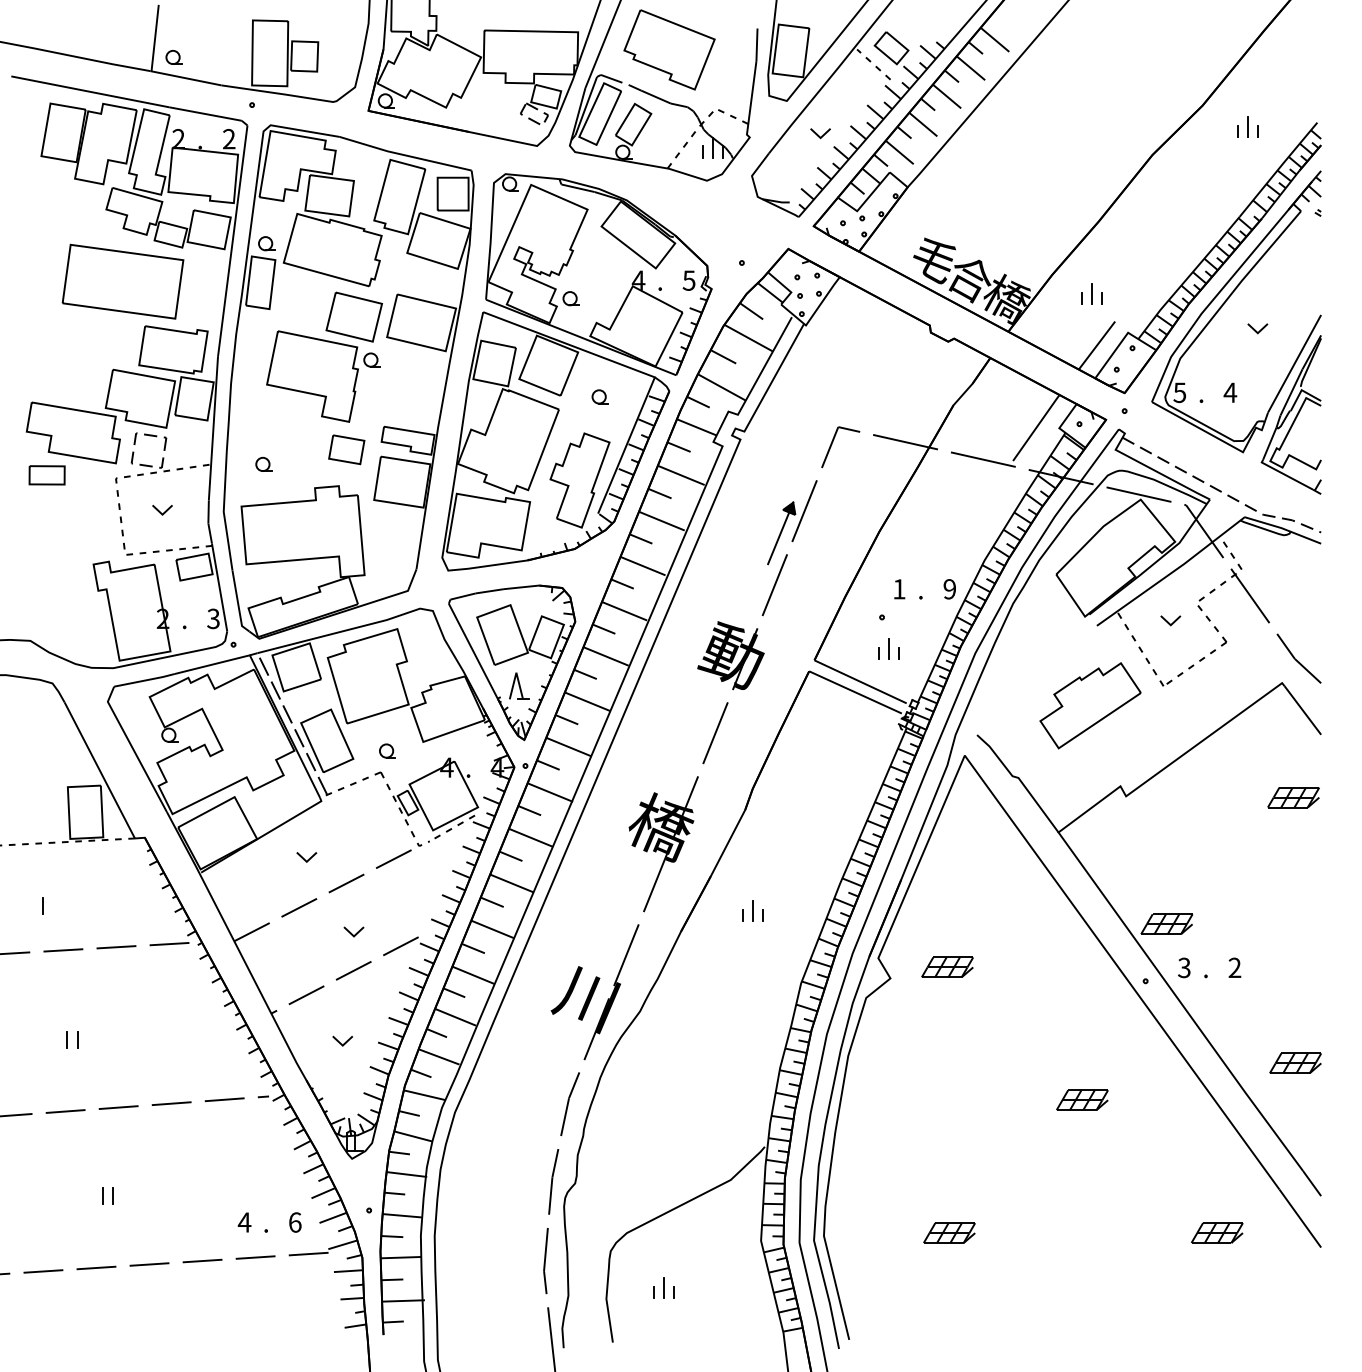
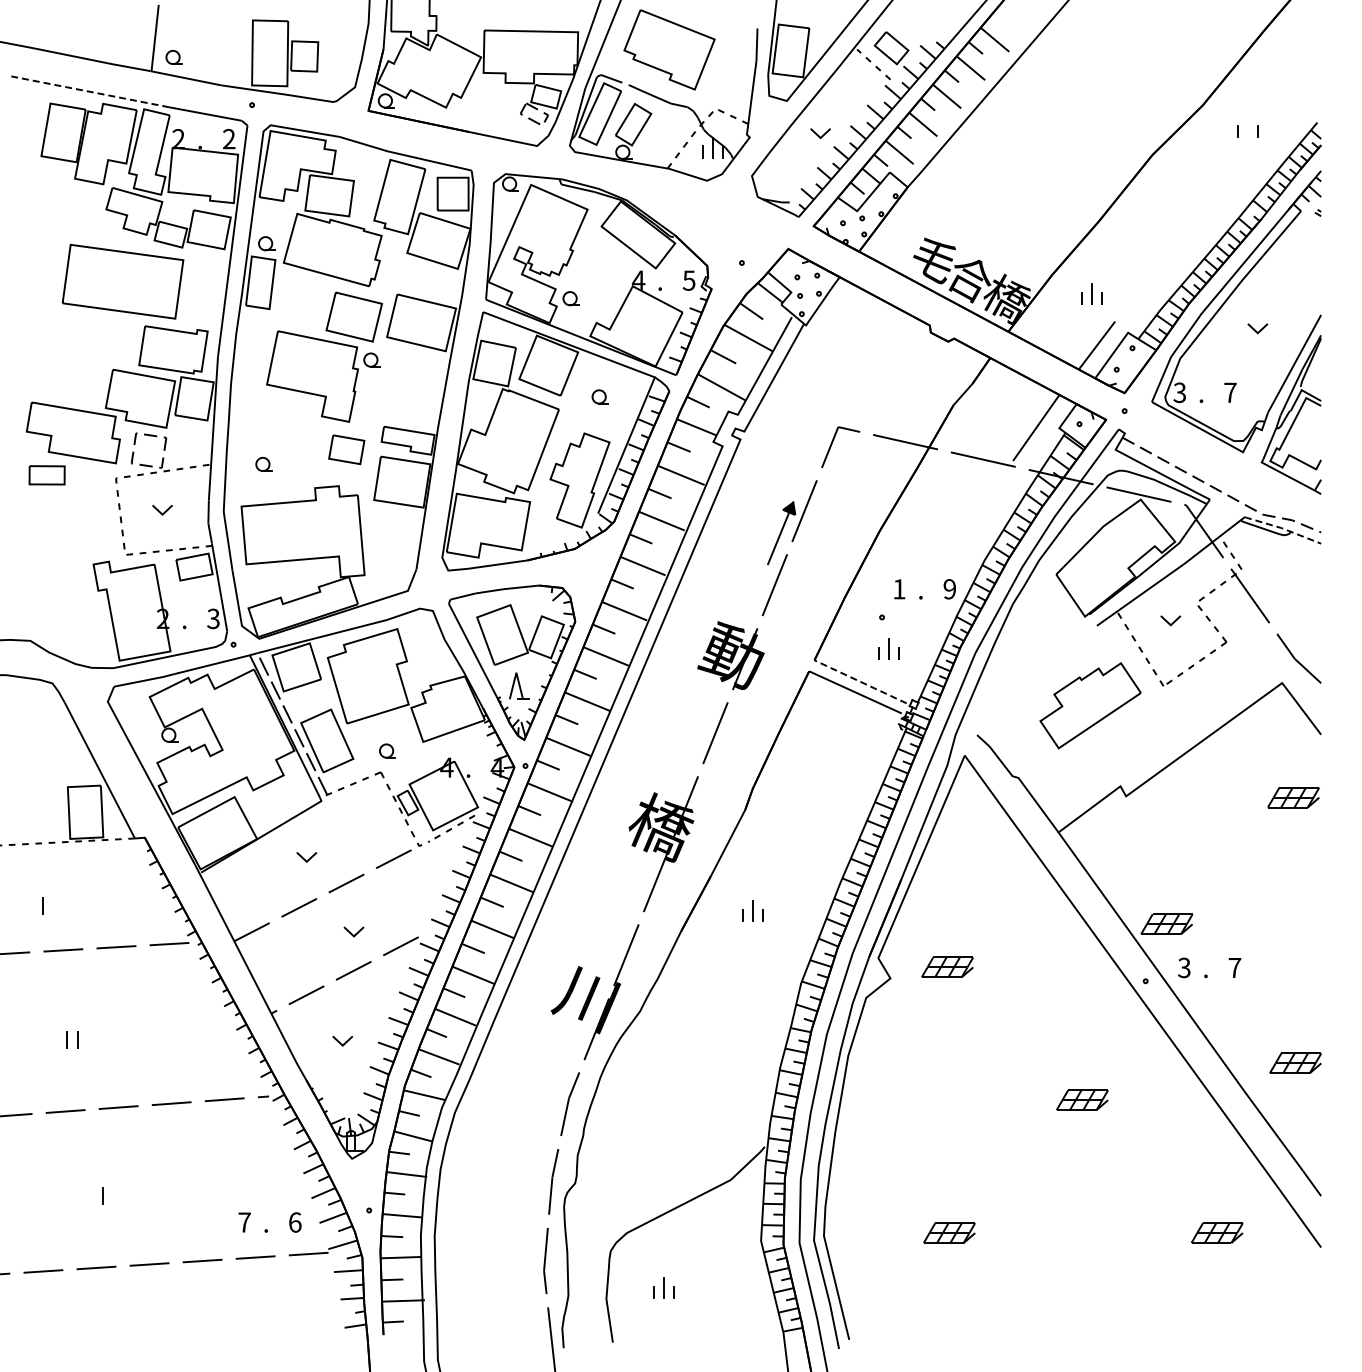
line: solid -> dashed (89, 91)
line: present -> none (1247, 126)
text: 5 -> 3 (1180, 392)
text: 4 -> 7 (1230, 392)
line: solid -> dashed (1282, 528)
line: solid -> dashed (860, 681)
text: 2 -> 7 (1234, 967)
line: present -> none (112, 1195)
text: 4 -> 7 (244, 1222)
